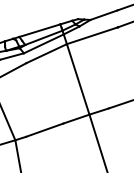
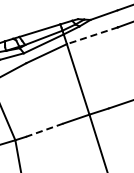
line: solid -> dashed (92, 35)
line: solid -> dashed (44, 130)
